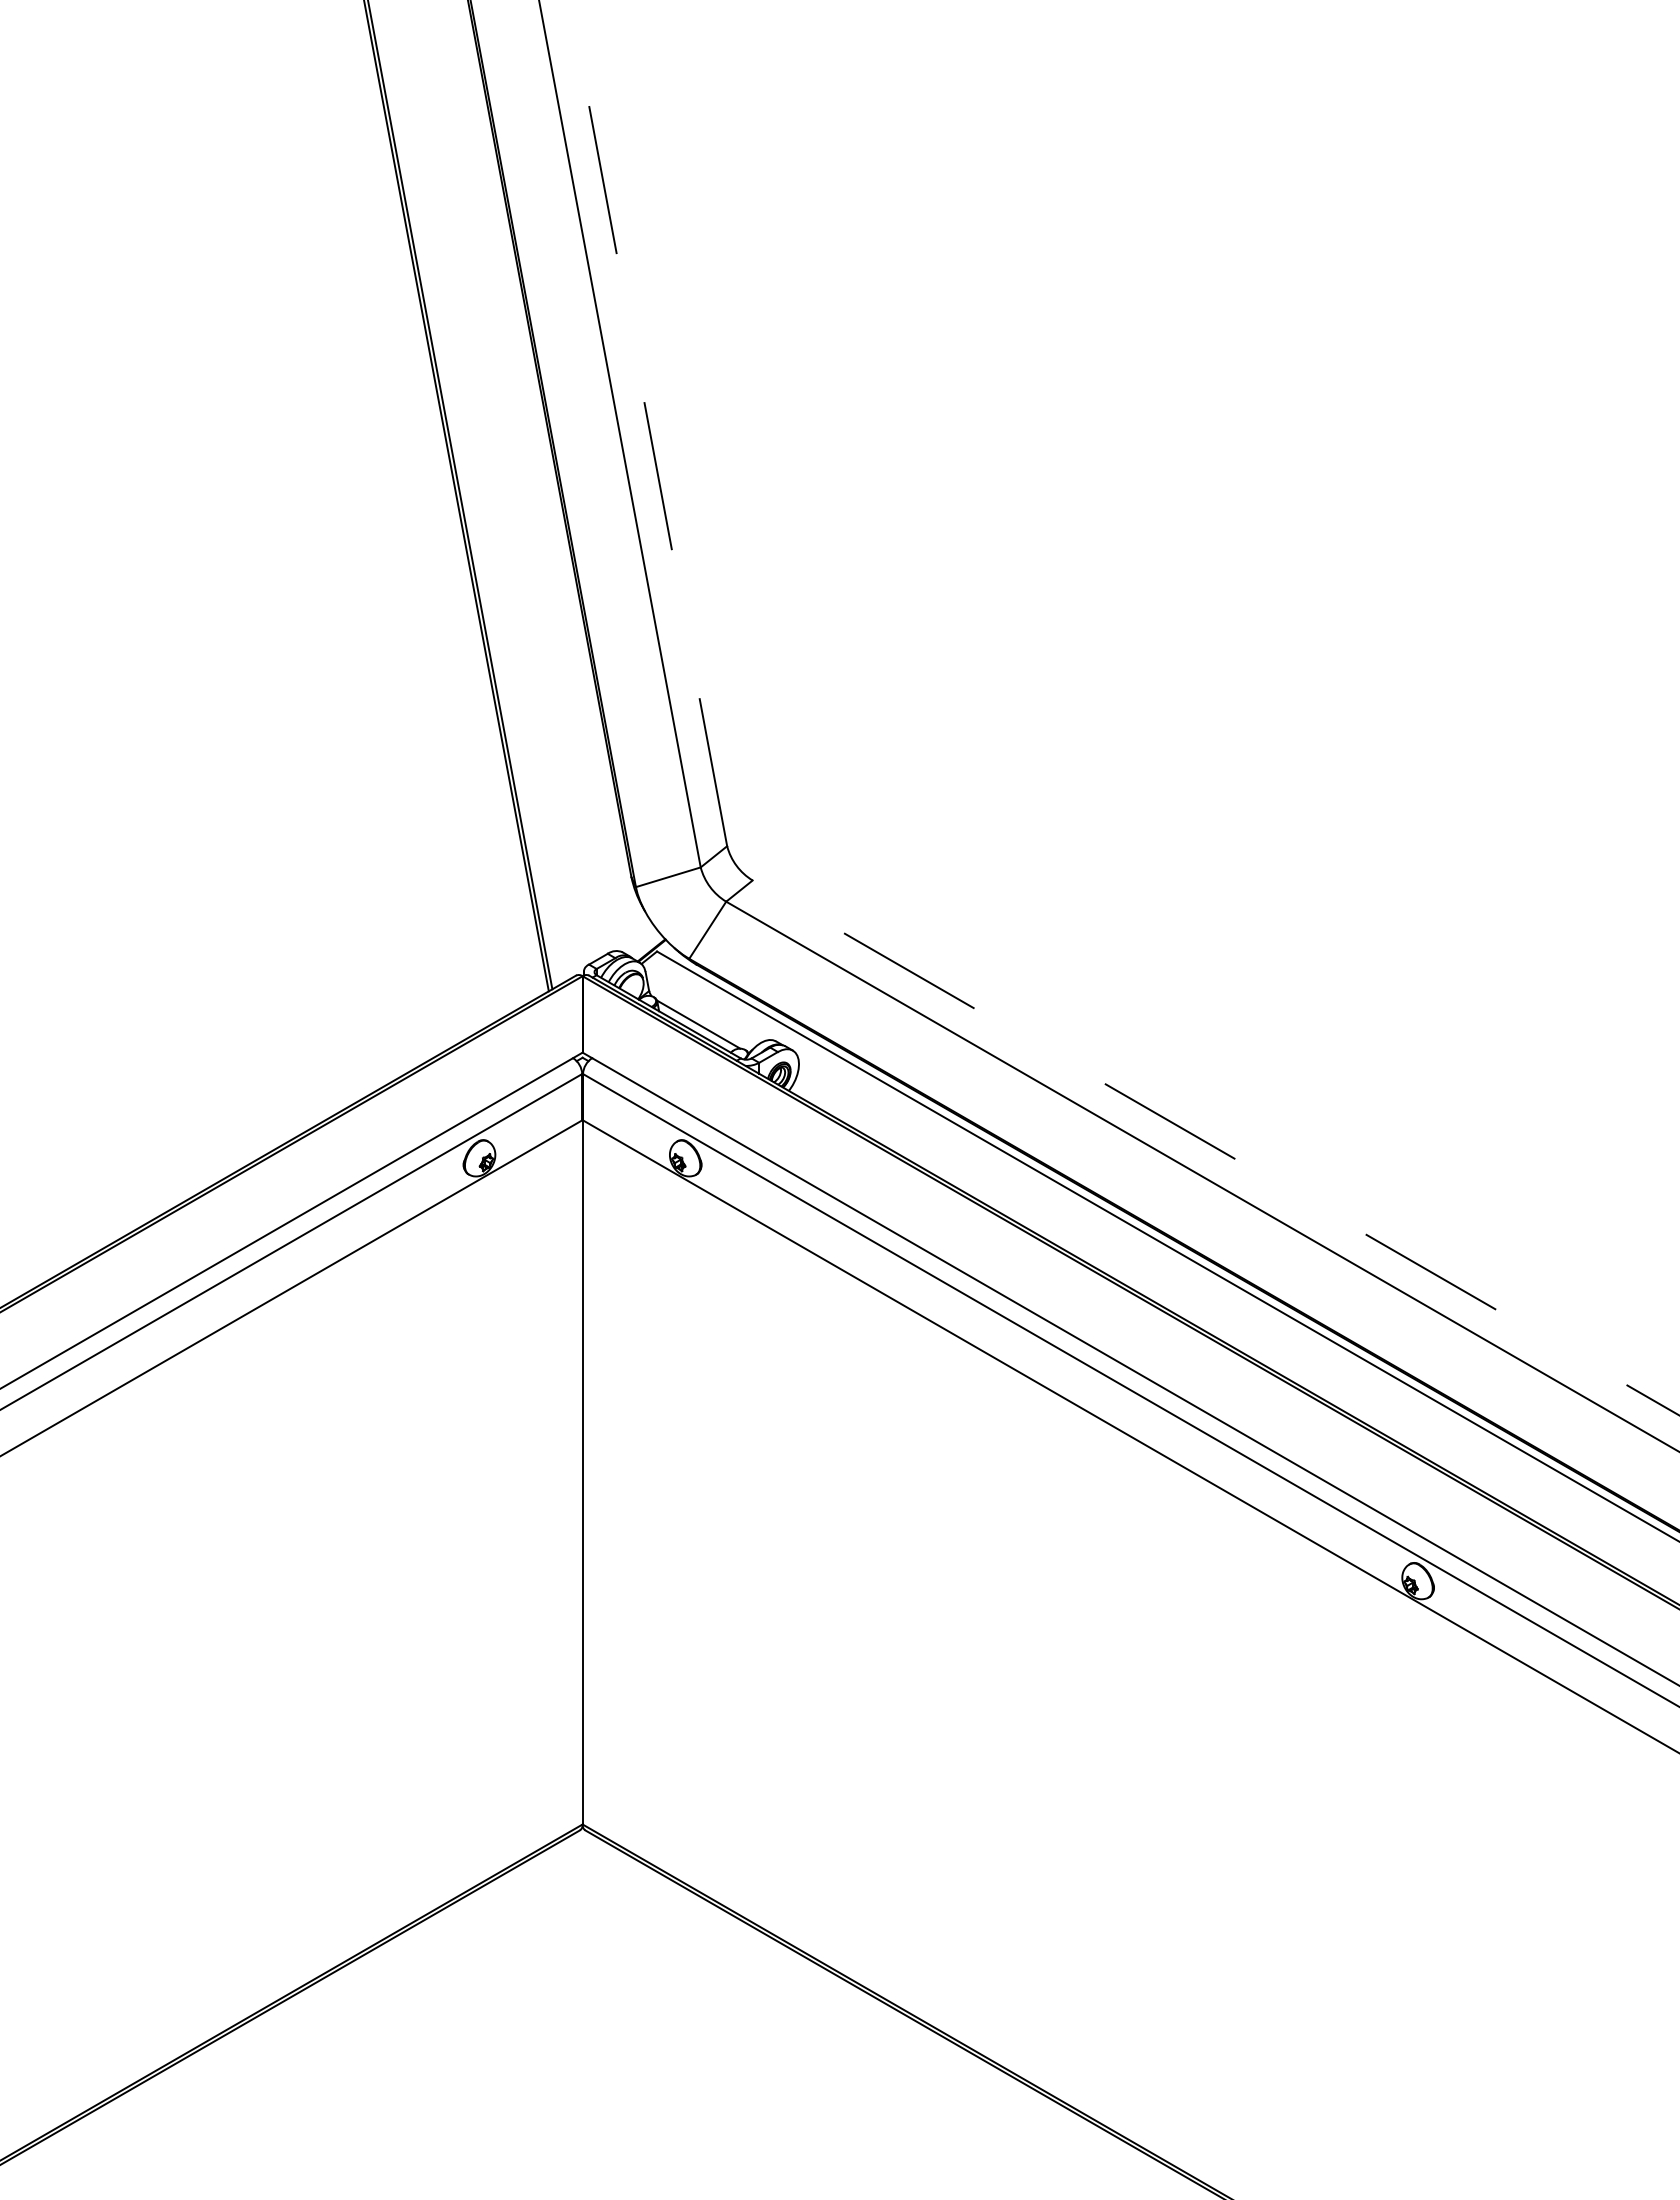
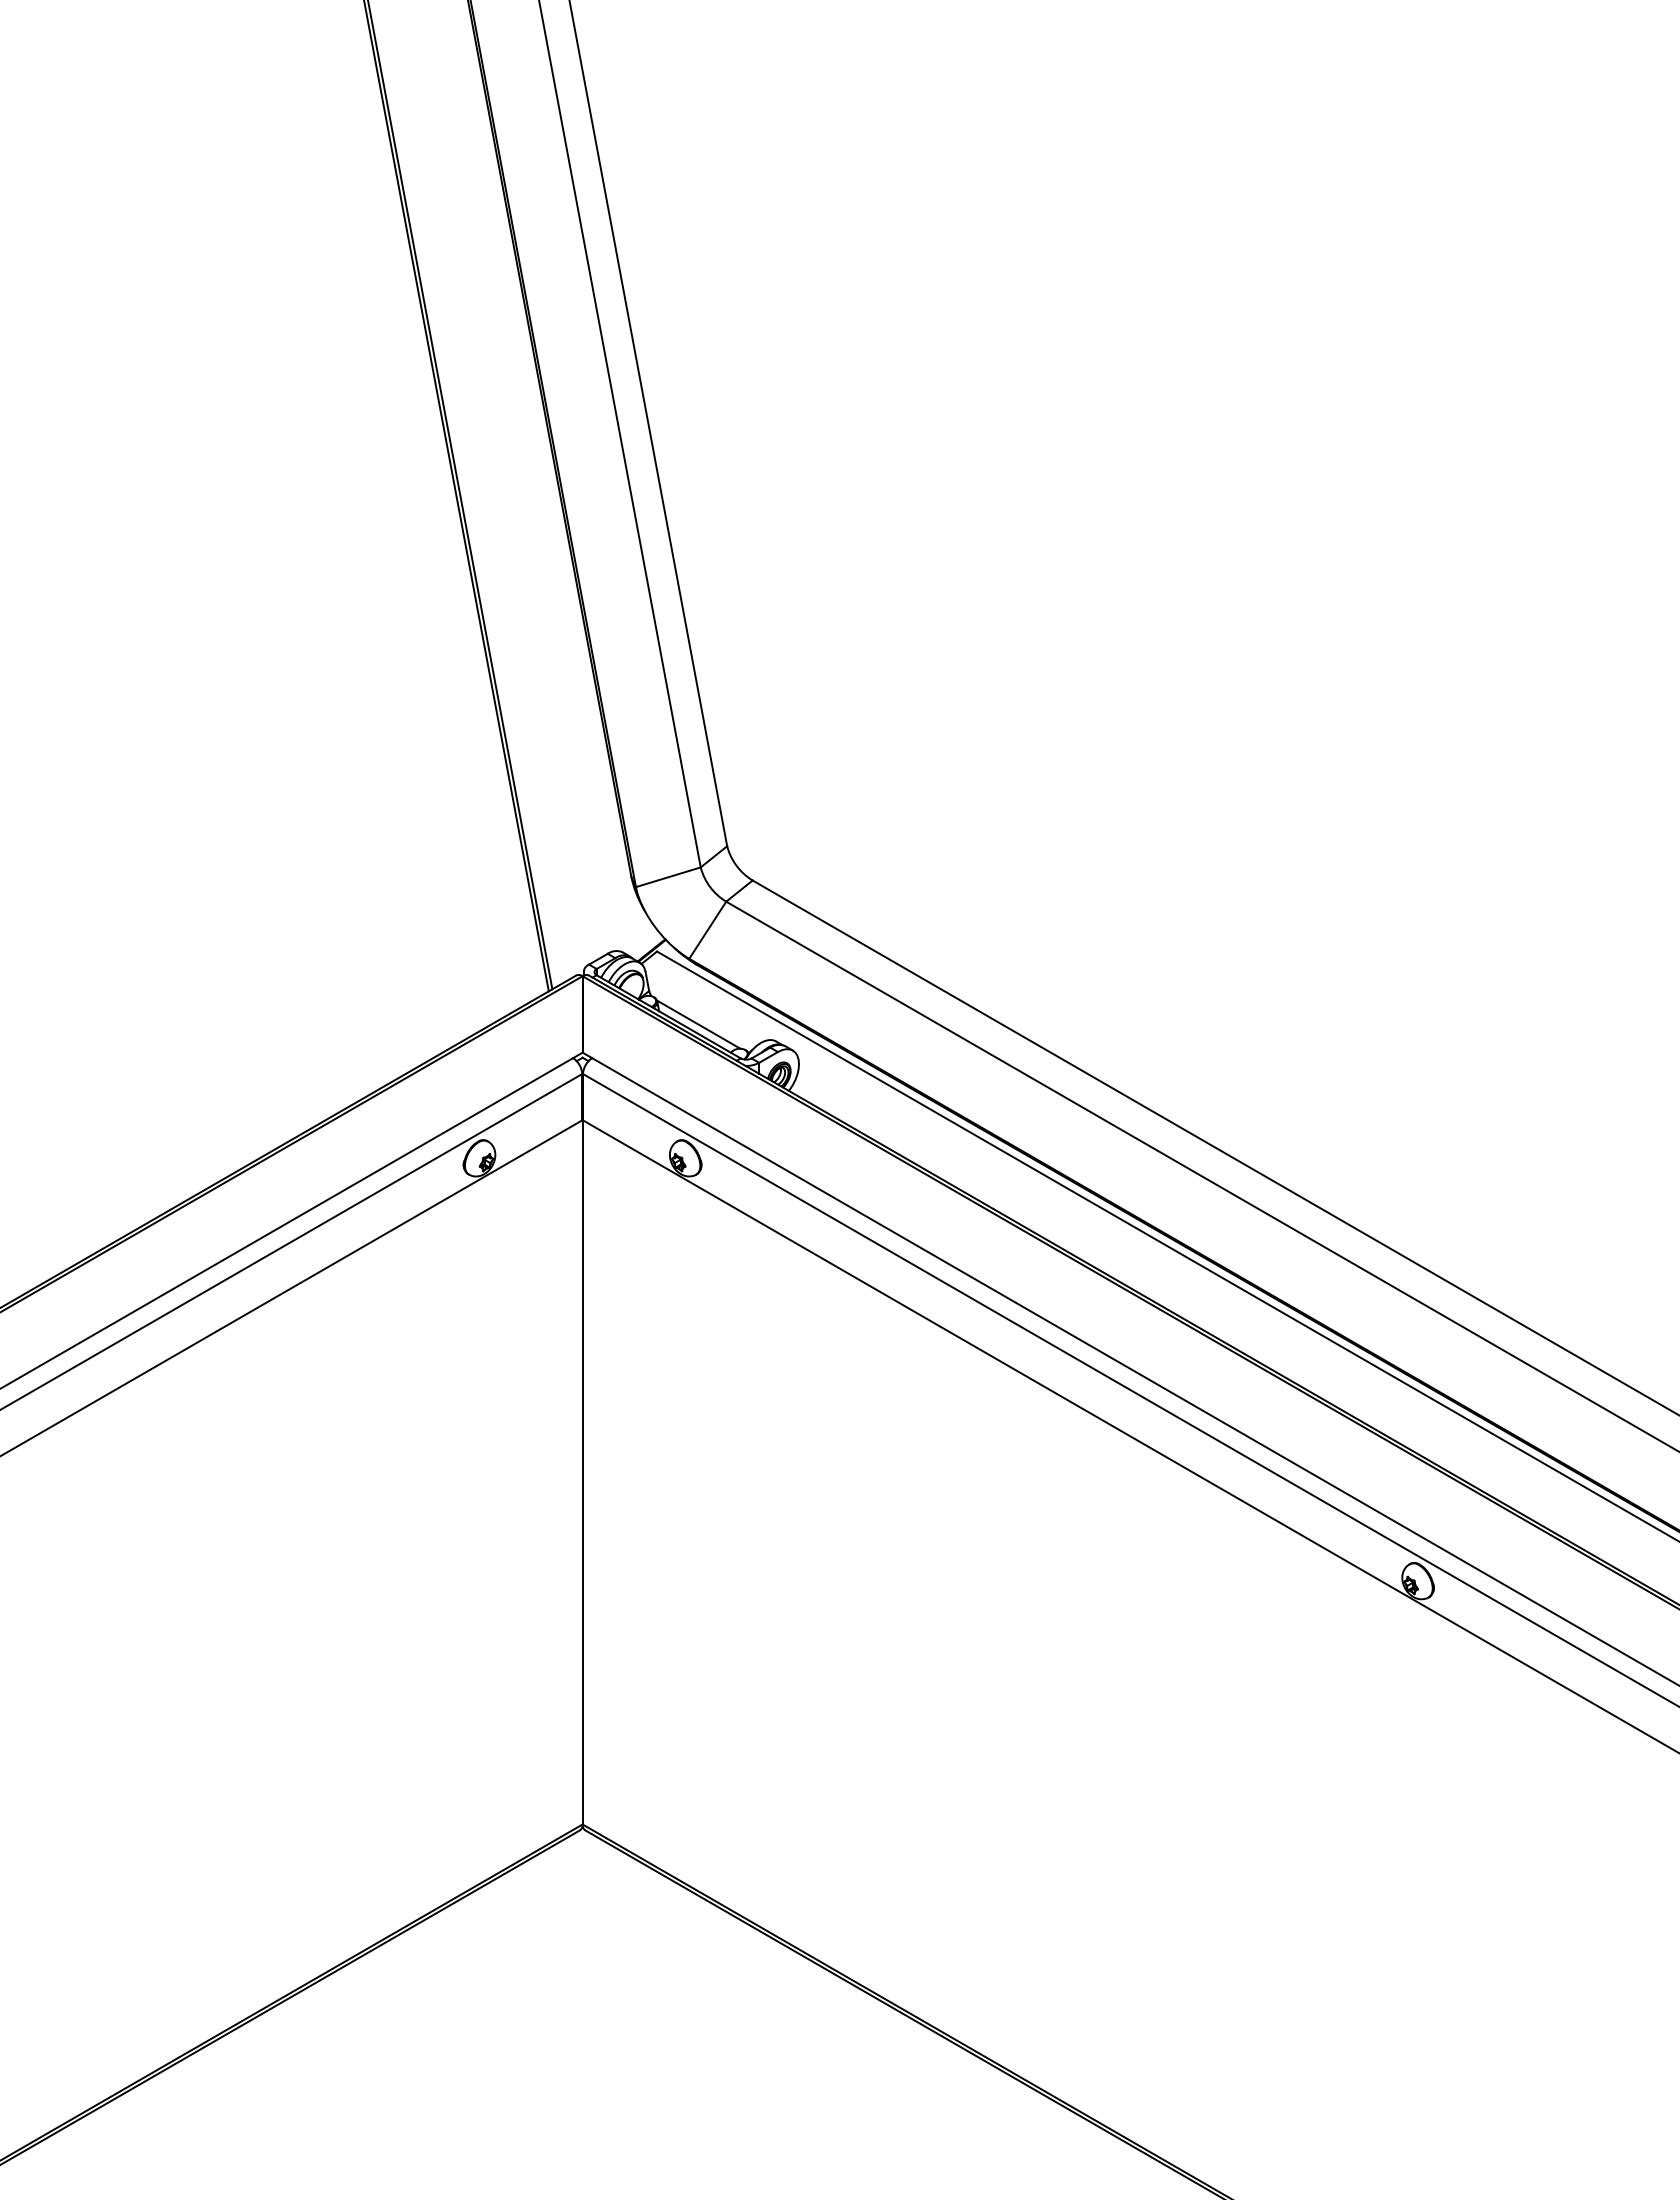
line: dashed -> solid (648, 422)
line: dashed -> solid (1215, 1147)
